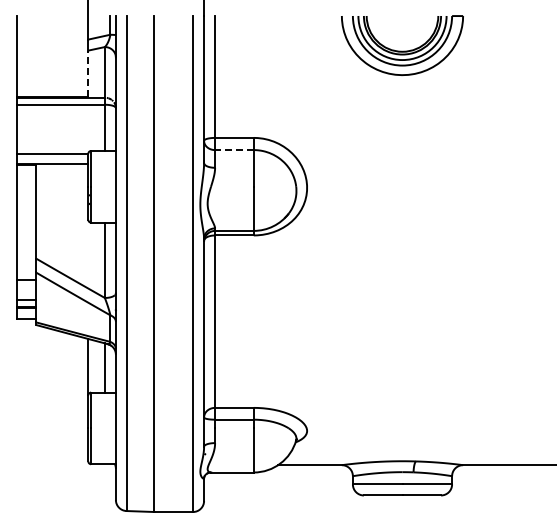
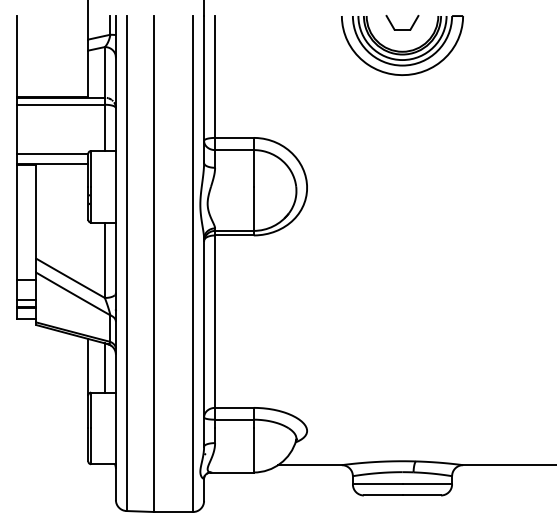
part: none -> present (402, 29)
line: dashed -> solid (88, 73)
line: dashed -> solid (233, 150)
